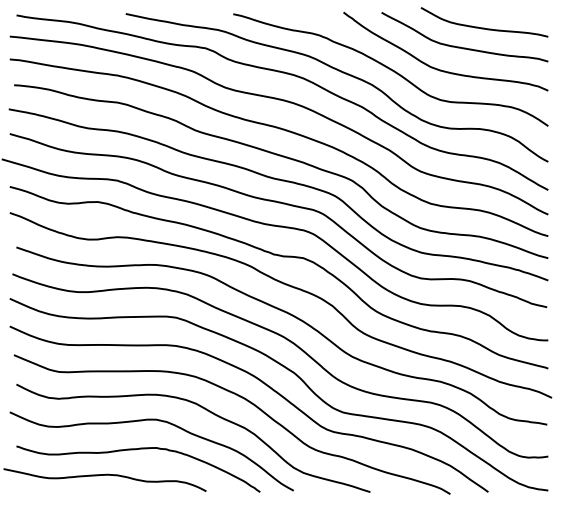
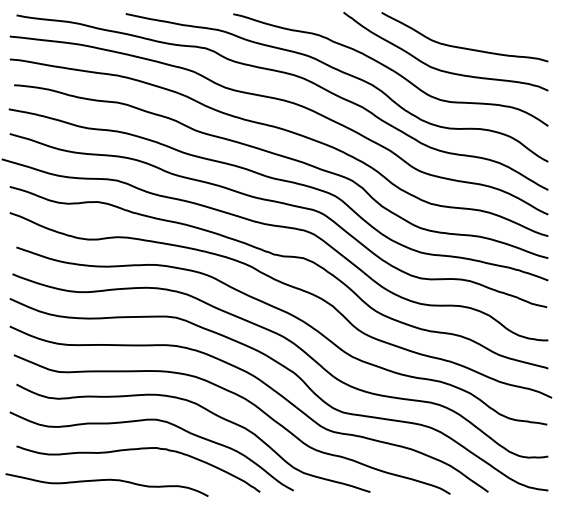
curve: present -> none (484, 27)
curve position: (104, 475) -> (106, 480) (106, 480)
